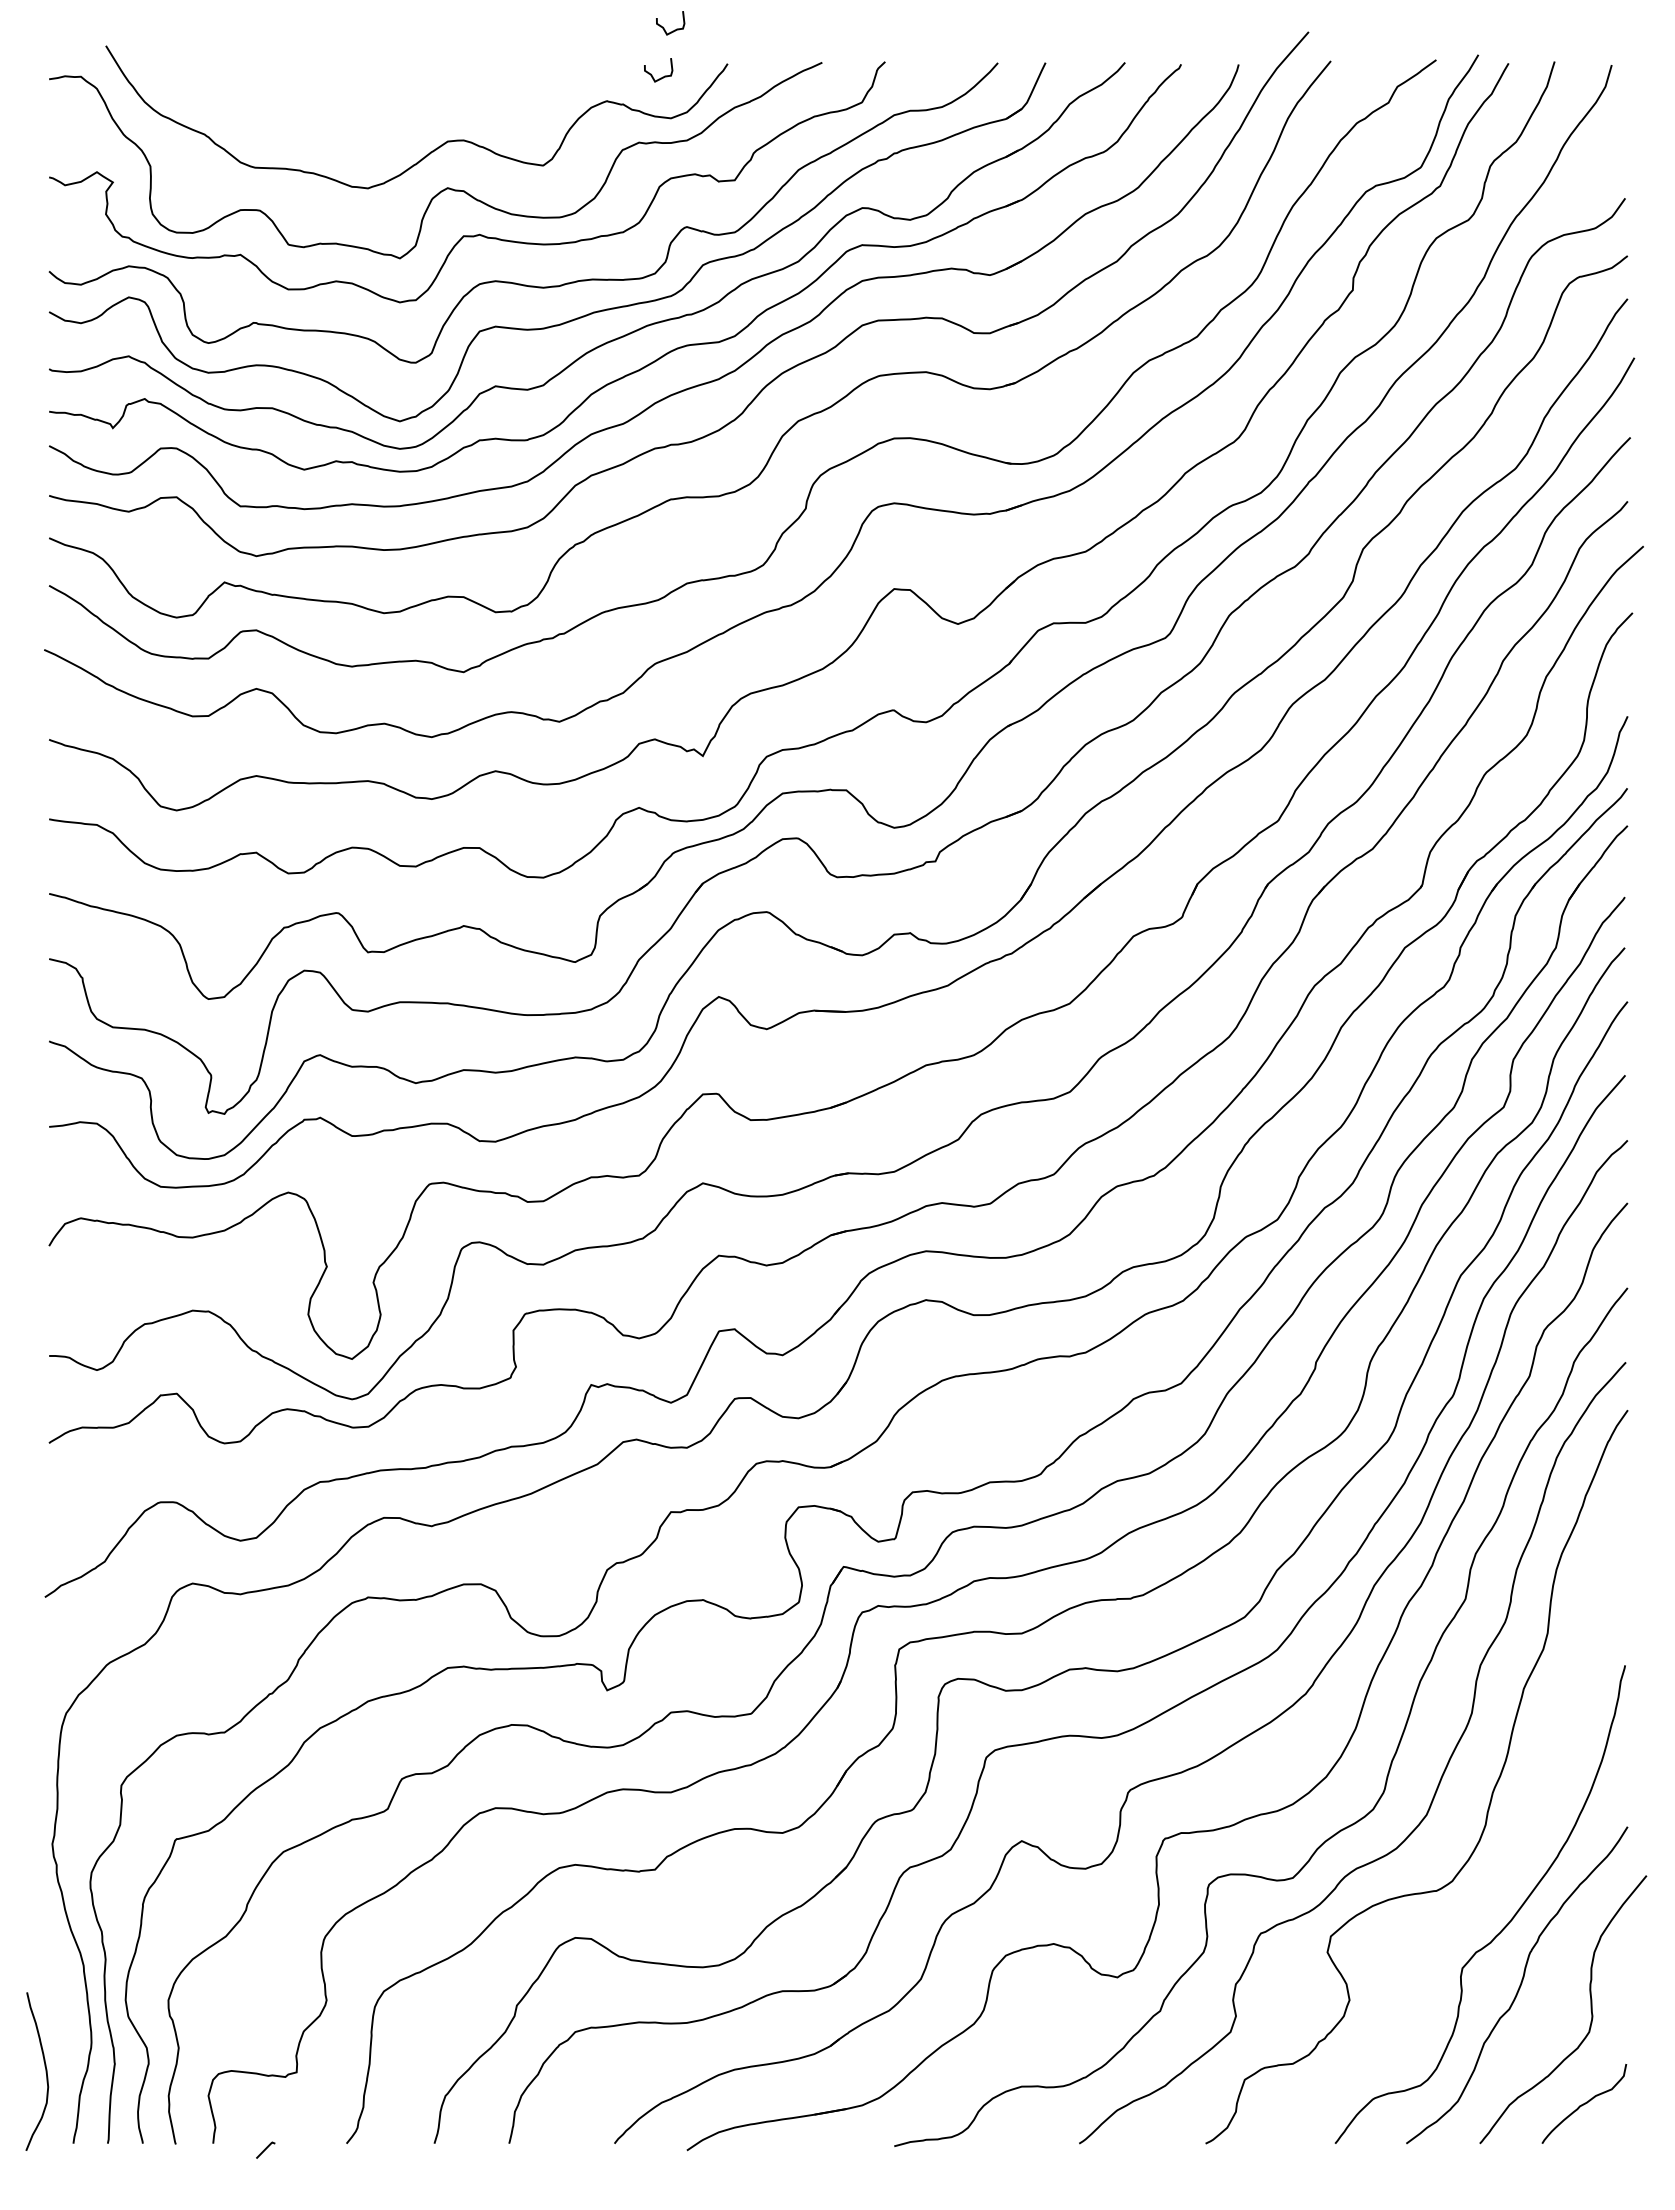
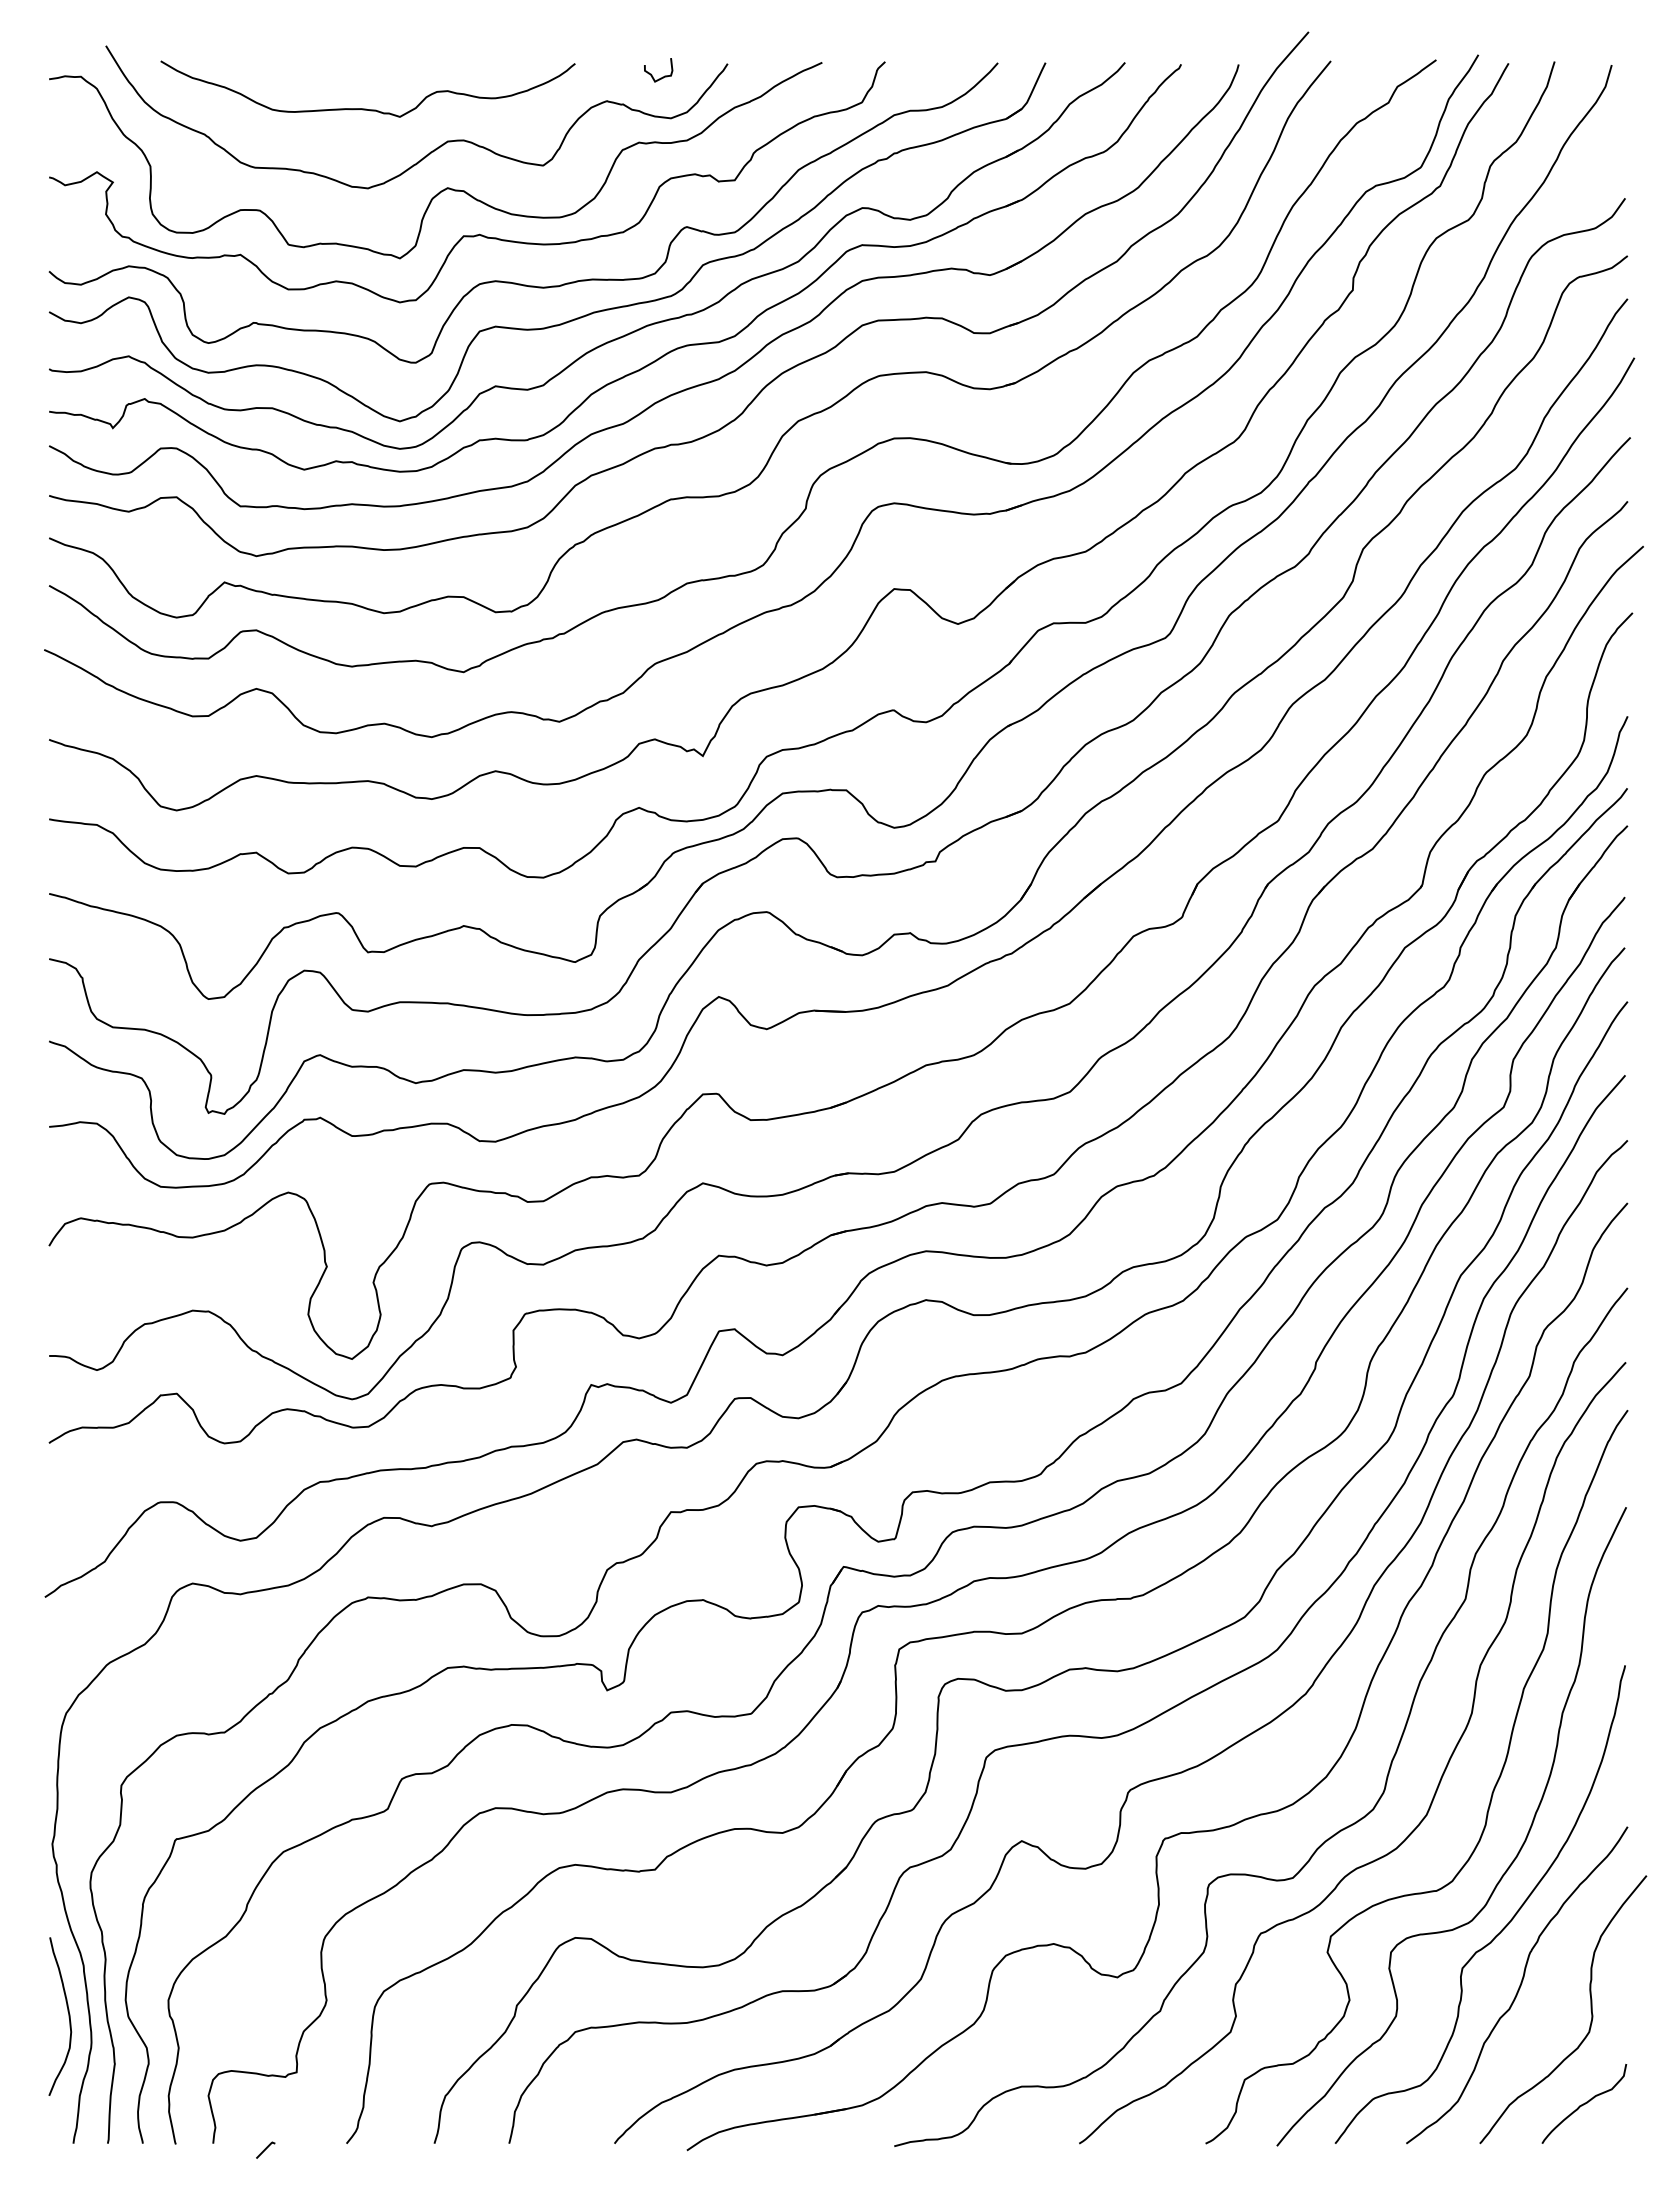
curve: present -> none (674, 29)
curve: none -> present (366, 108)
curve: none -> present (1507, 1867)
curve position: (45, 2071) -> (68, 2016) (68, 2016)
